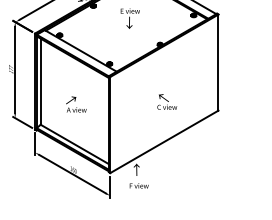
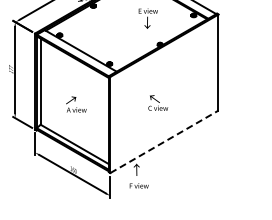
text position: (129, 18) -> (147, 18) (147, 18)
text position: (167, 101) -> (158, 102) (158, 102)
line: solid -> dashed (164, 141)
